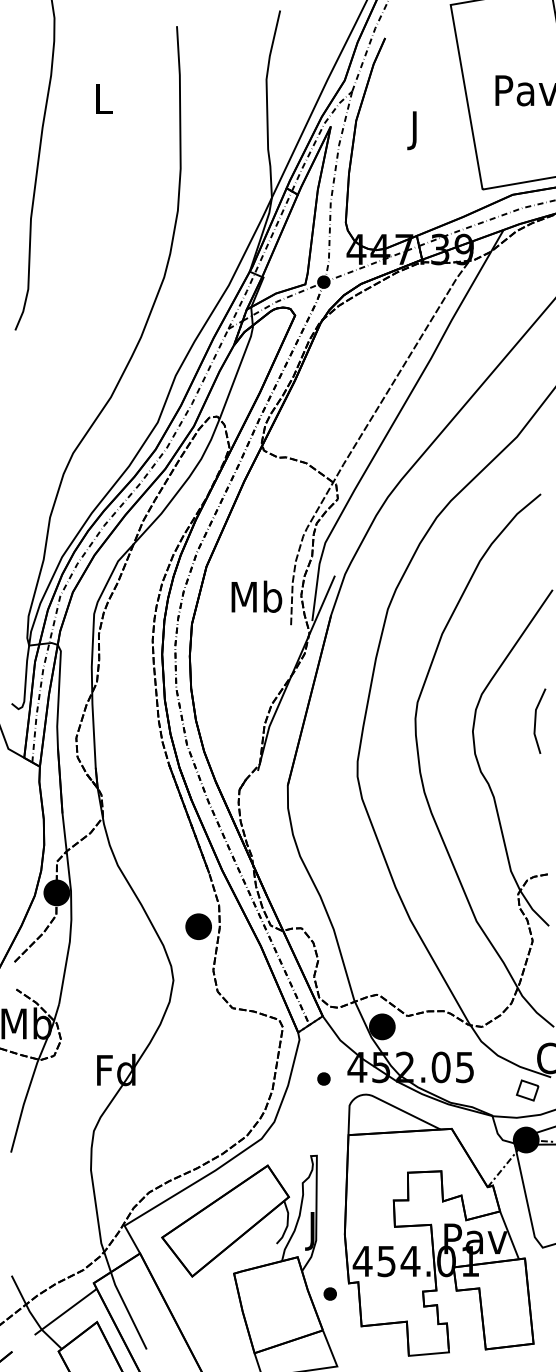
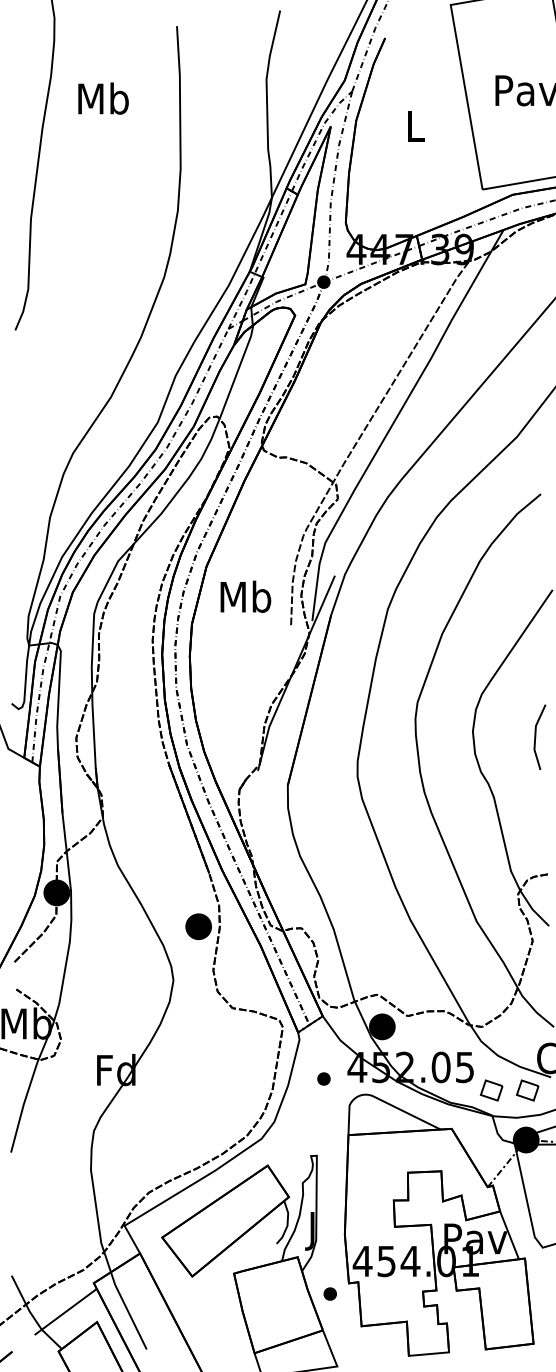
text: L -> Mb (103, 98)
text: J -> L (415, 130)
text position: (256, 596) -> (245, 596) (245, 596)
line position: (536, 720) -> (536, 736) (536, 736)
part: none -> present (491, 1090)
